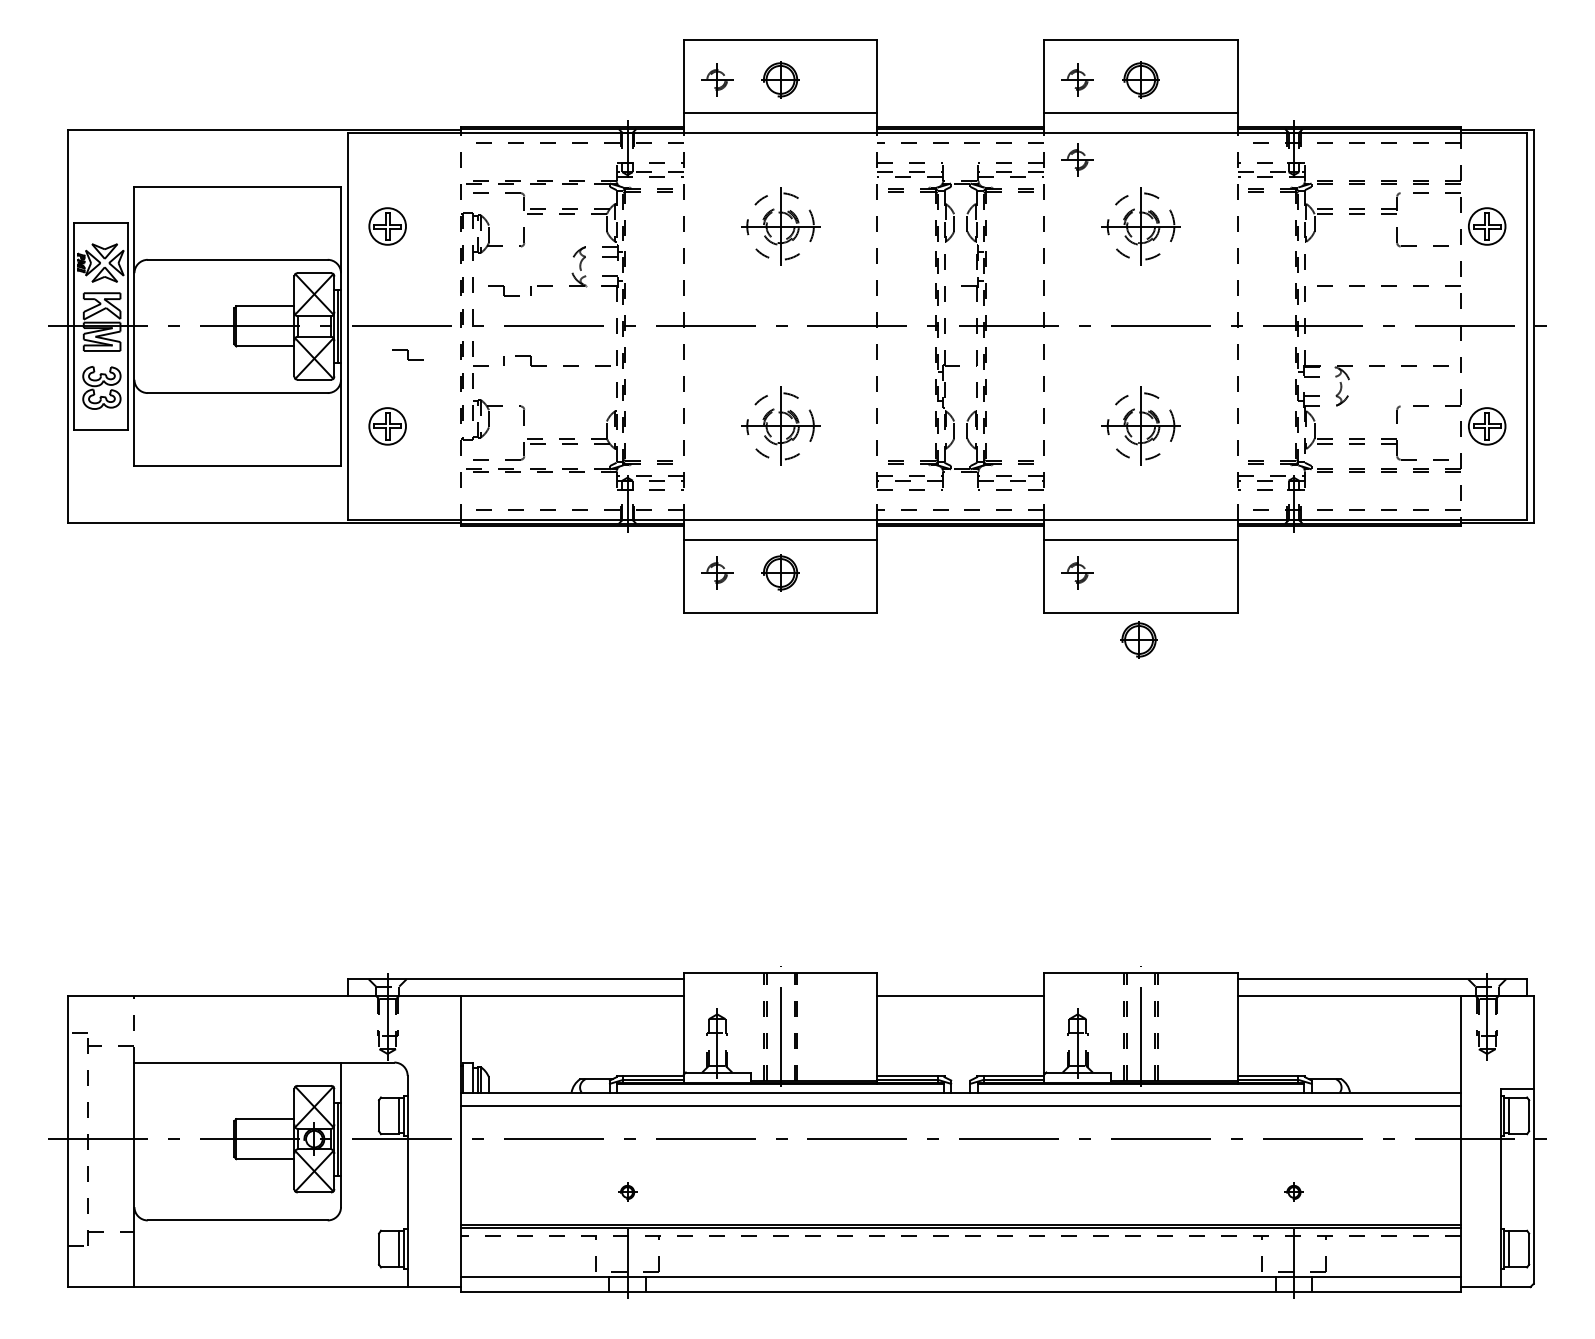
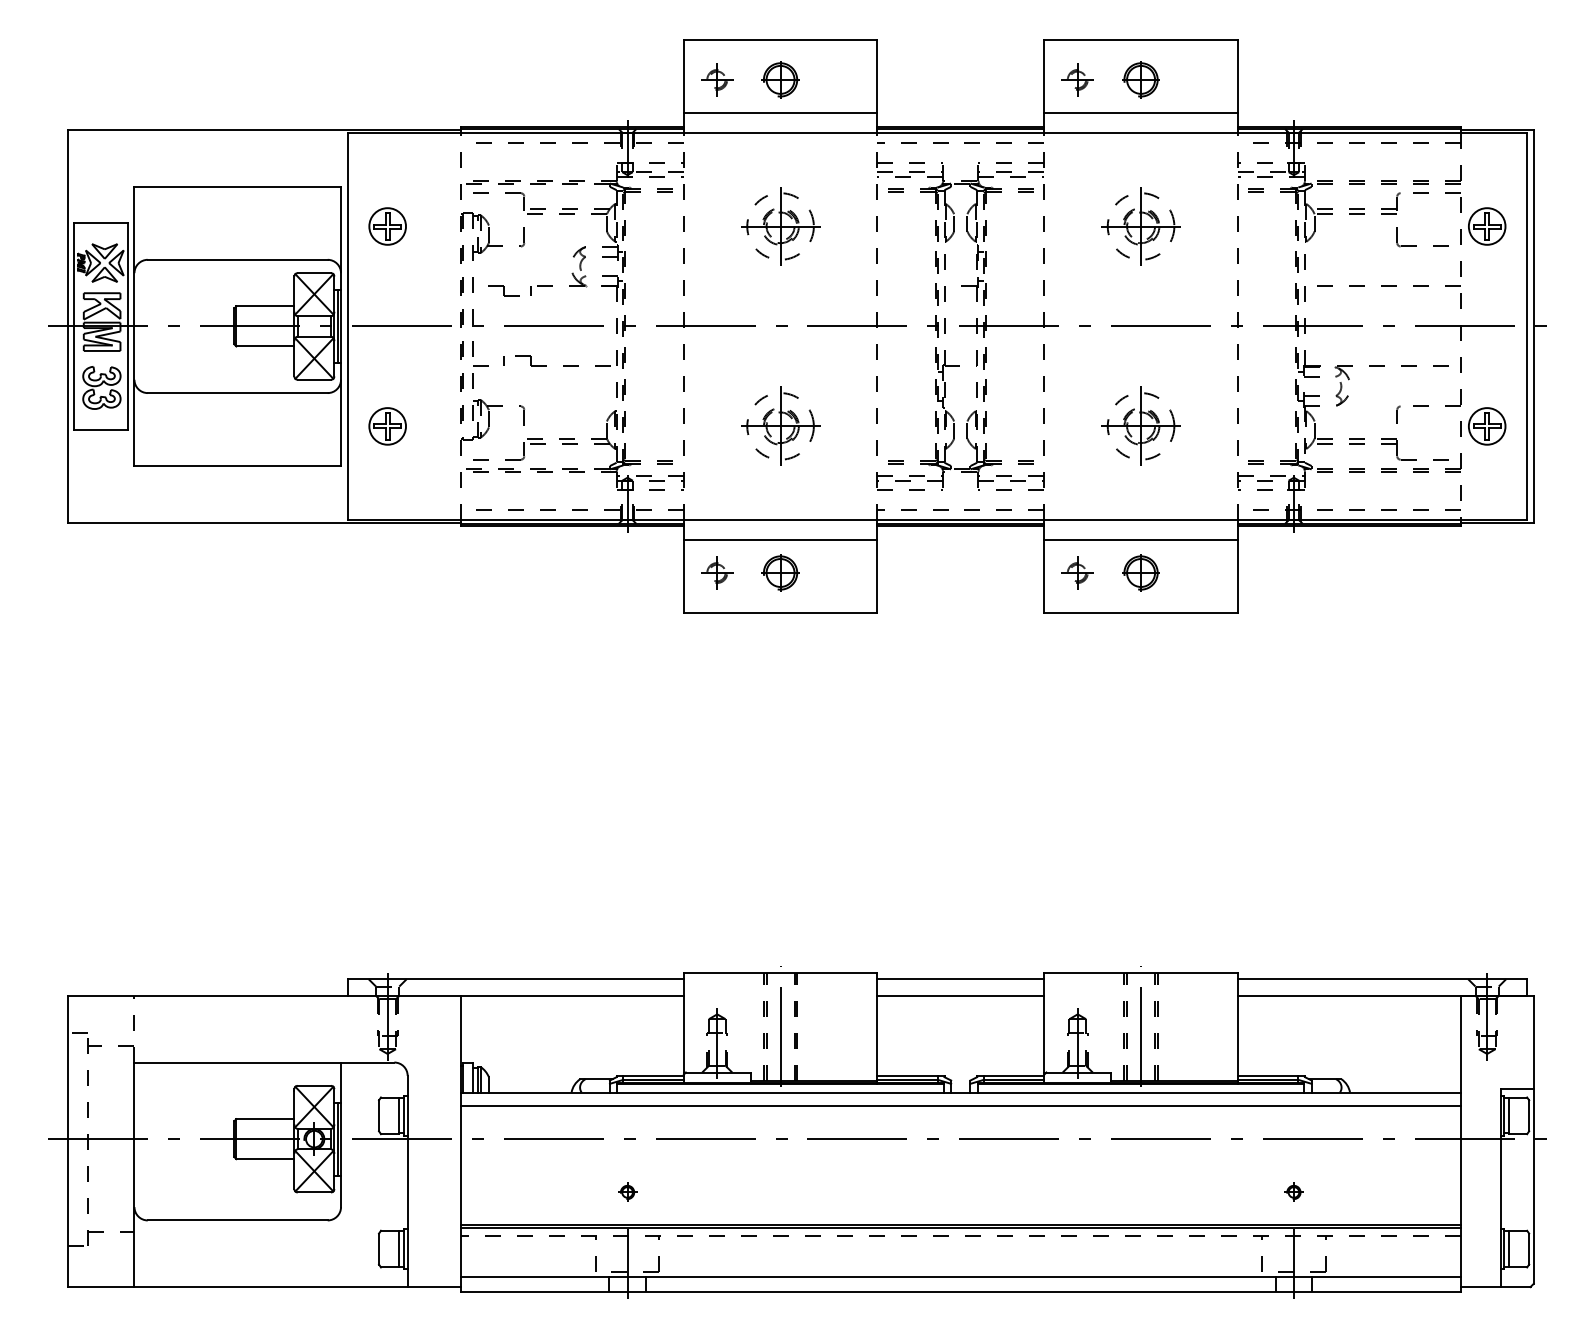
part: present -> none (1077, 159)
part: present -> none (407, 354)
part position: (1138, 639) -> (1140, 572) (1140, 572)
line: none -> present (960, 979)
